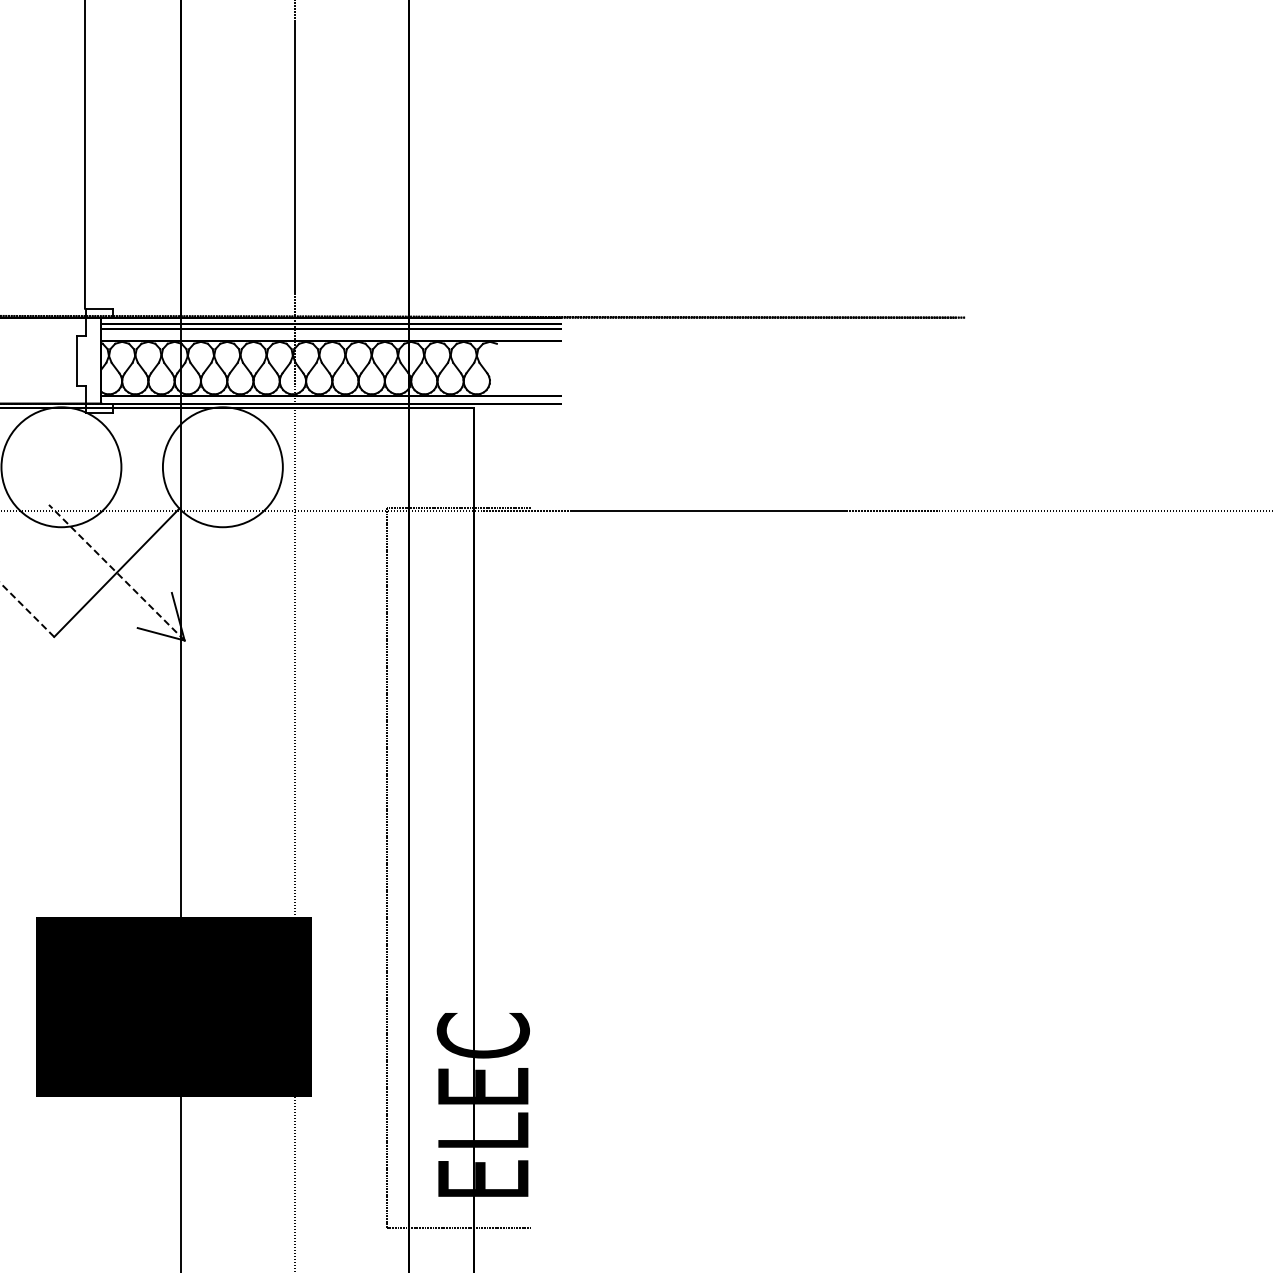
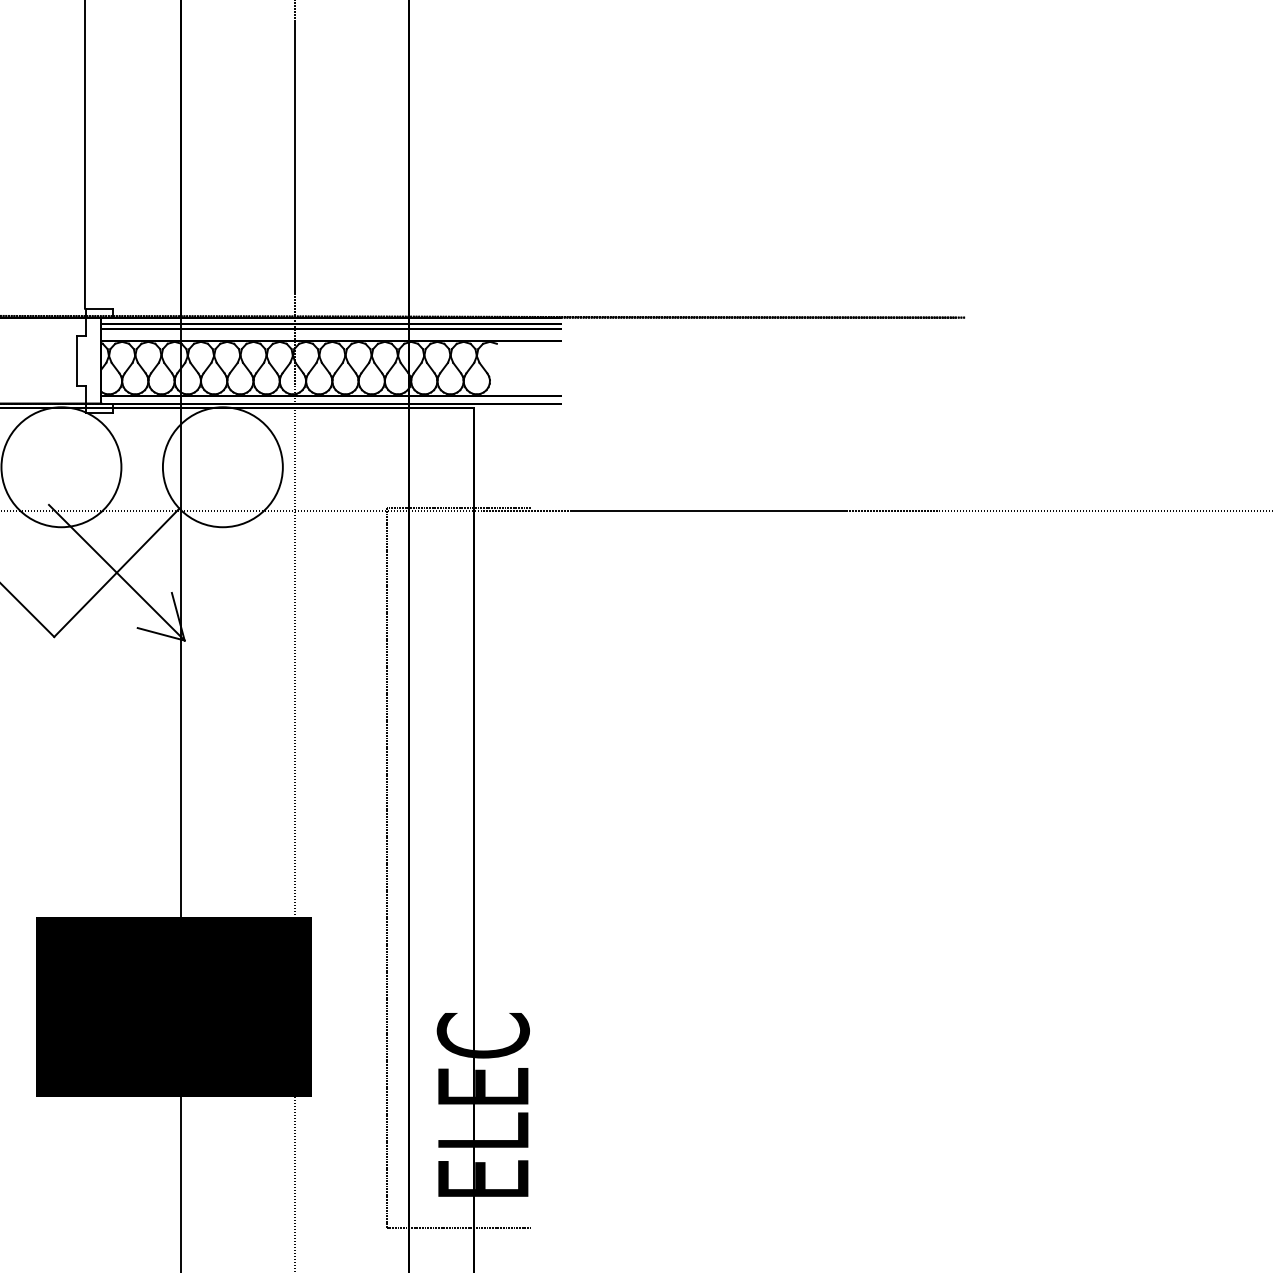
line: dashed -> solid (116, 572)
line: dashed -> solid (27, 610)
